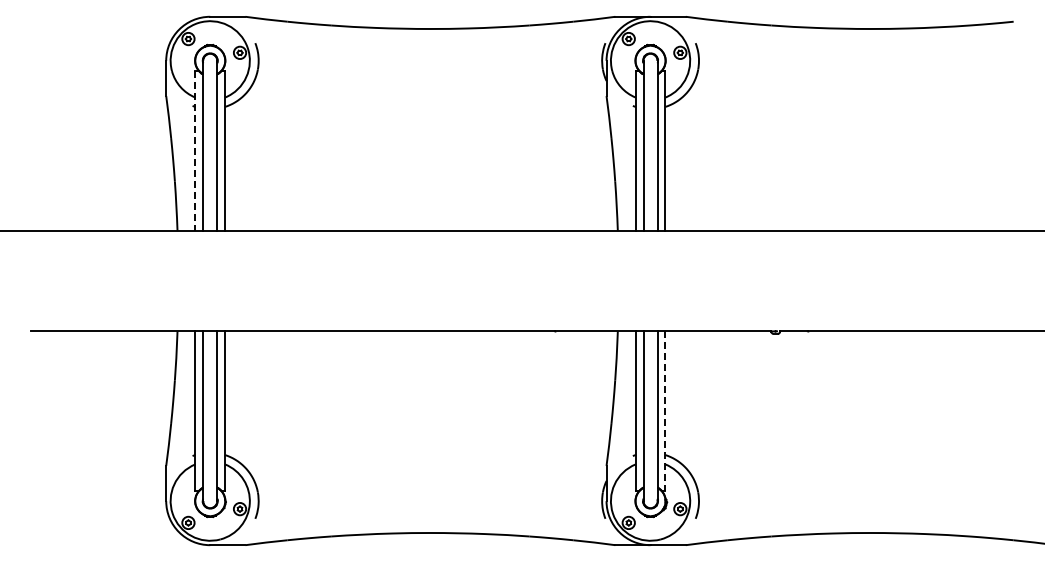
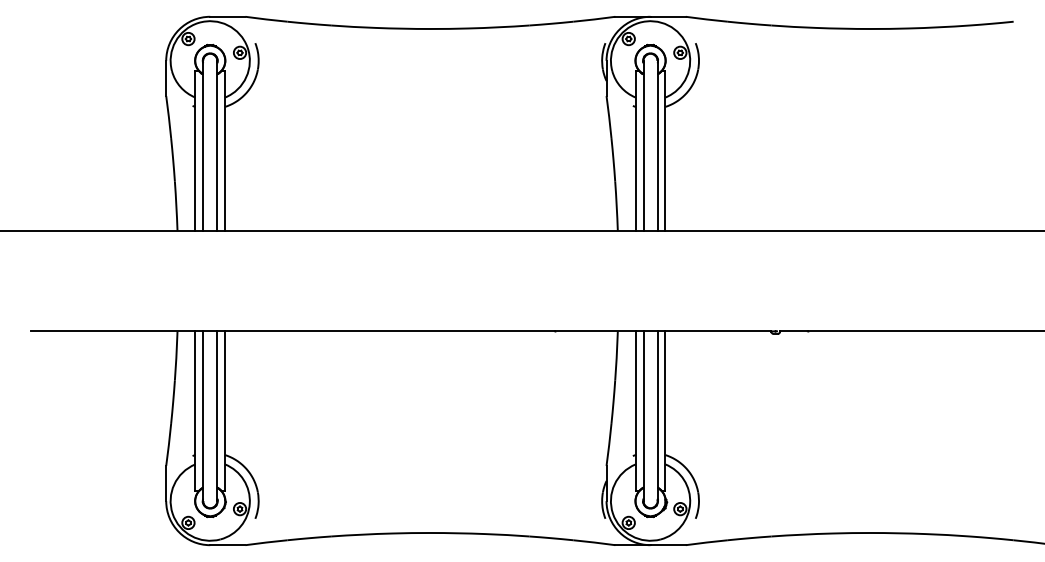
line: dashed -> solid (195, 150)
line: dashed -> solid (665, 411)
